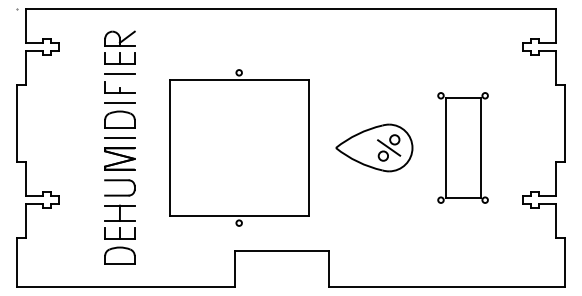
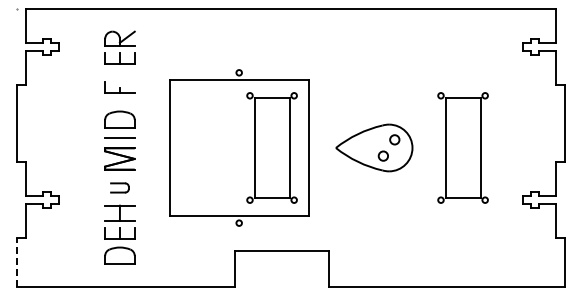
line: present -> none (119, 73)
line: present -> none (119, 103)
part: none -> present (271, 147)
line: present -> none (389, 147)
part size: 32x18 px -> 20x12 px (119, 187)
line: solid -> dashed (17, 262)
